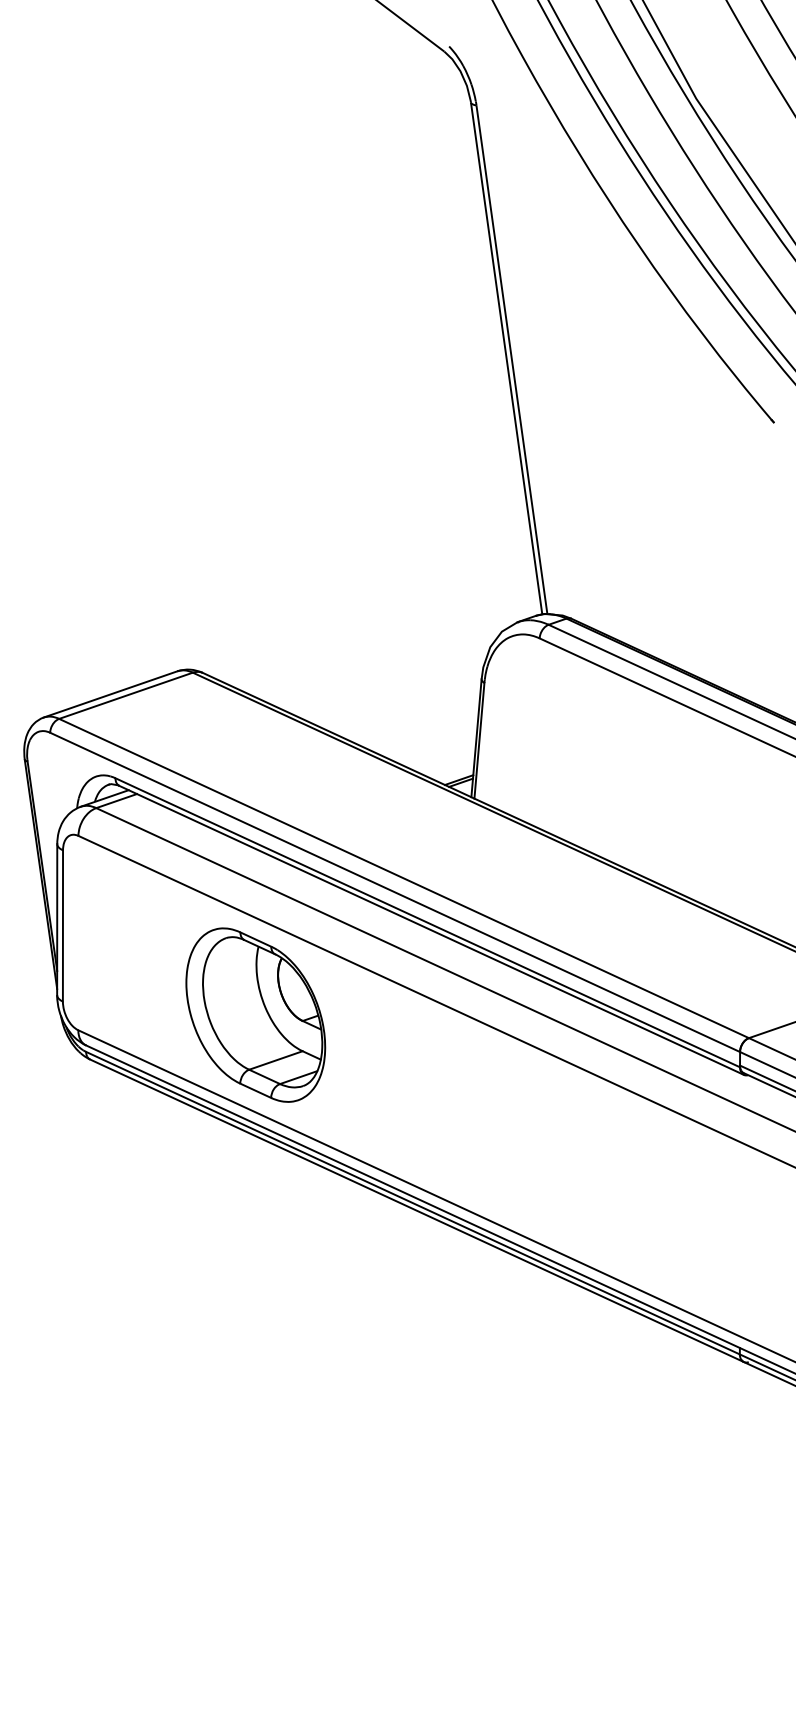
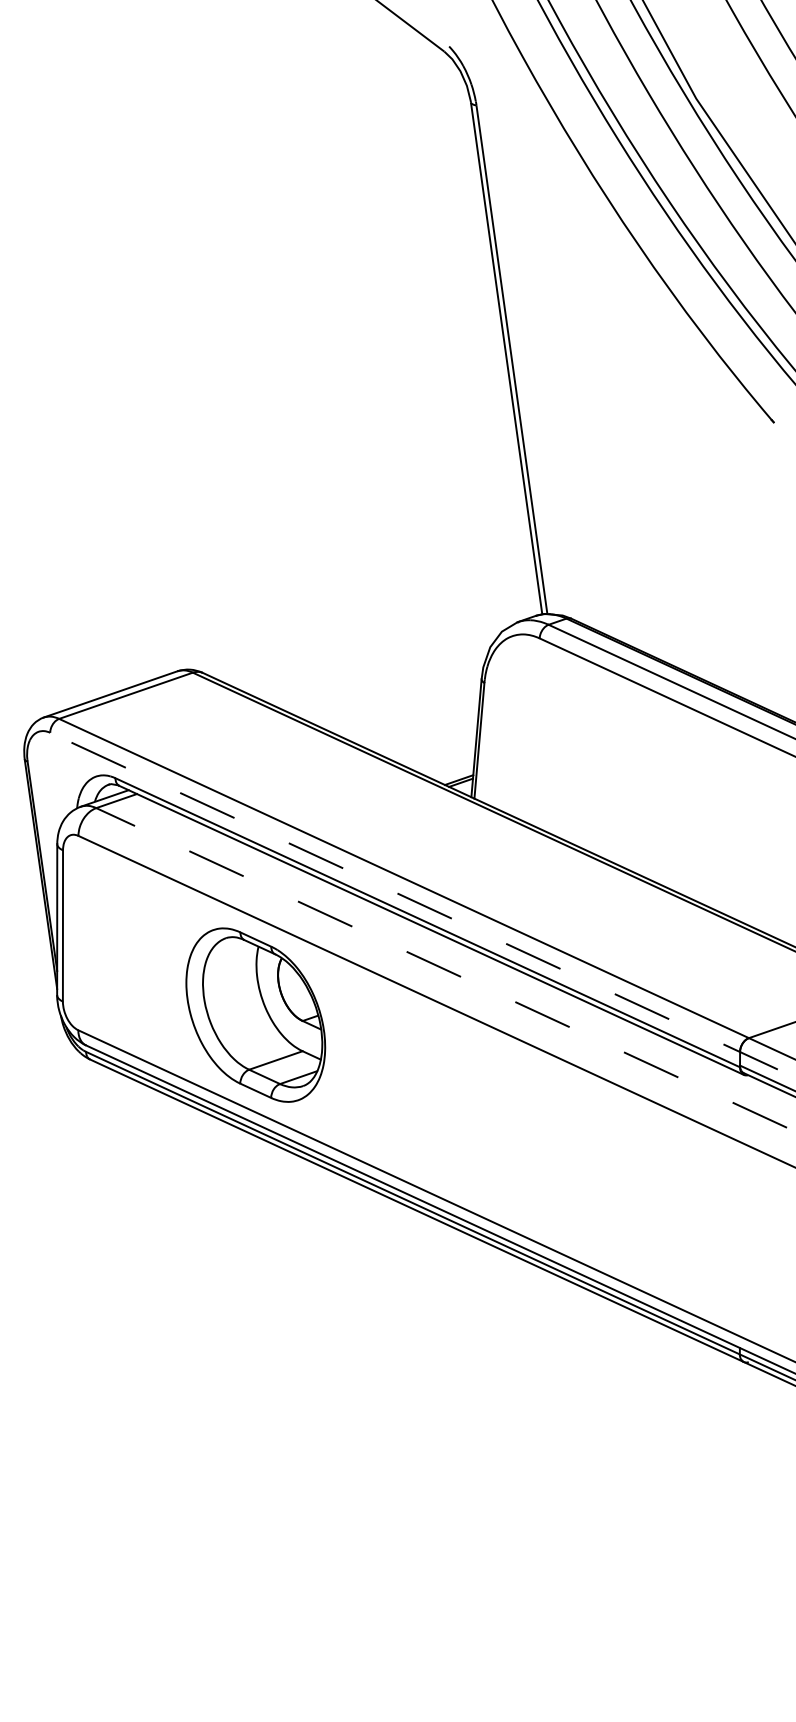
line: solid -> dashed (423, 905)
line: solid -> dashed (445, 969)
